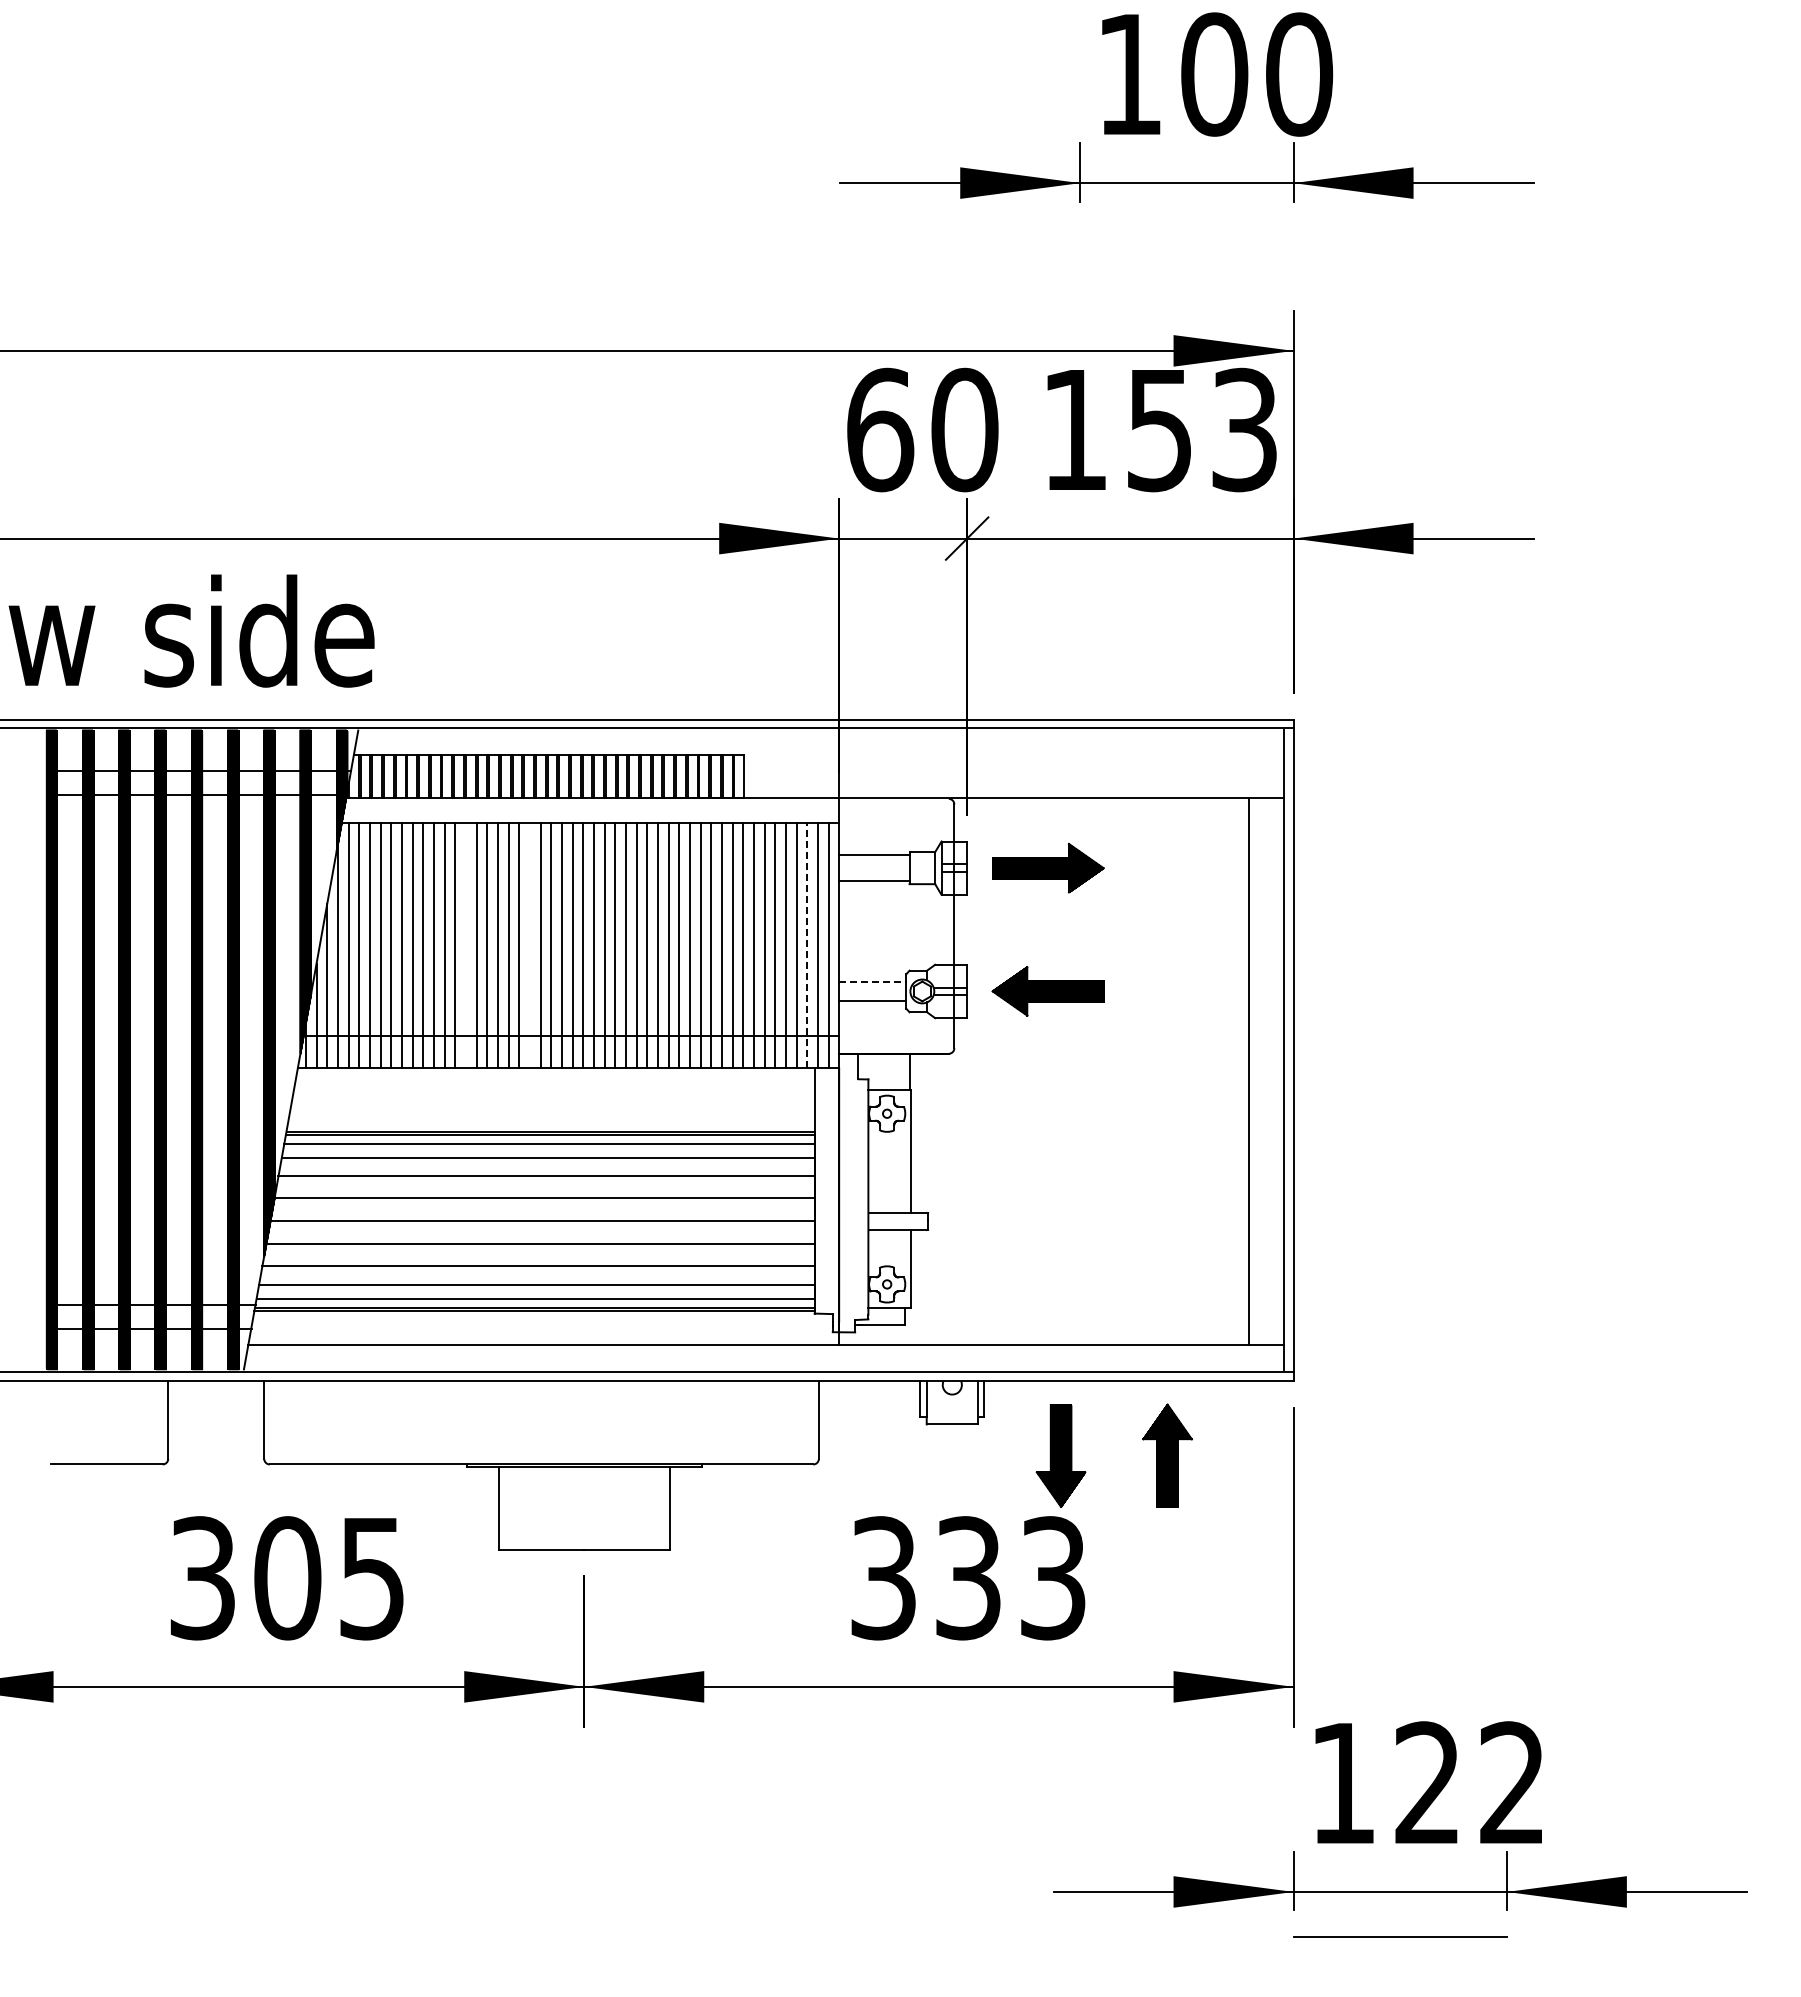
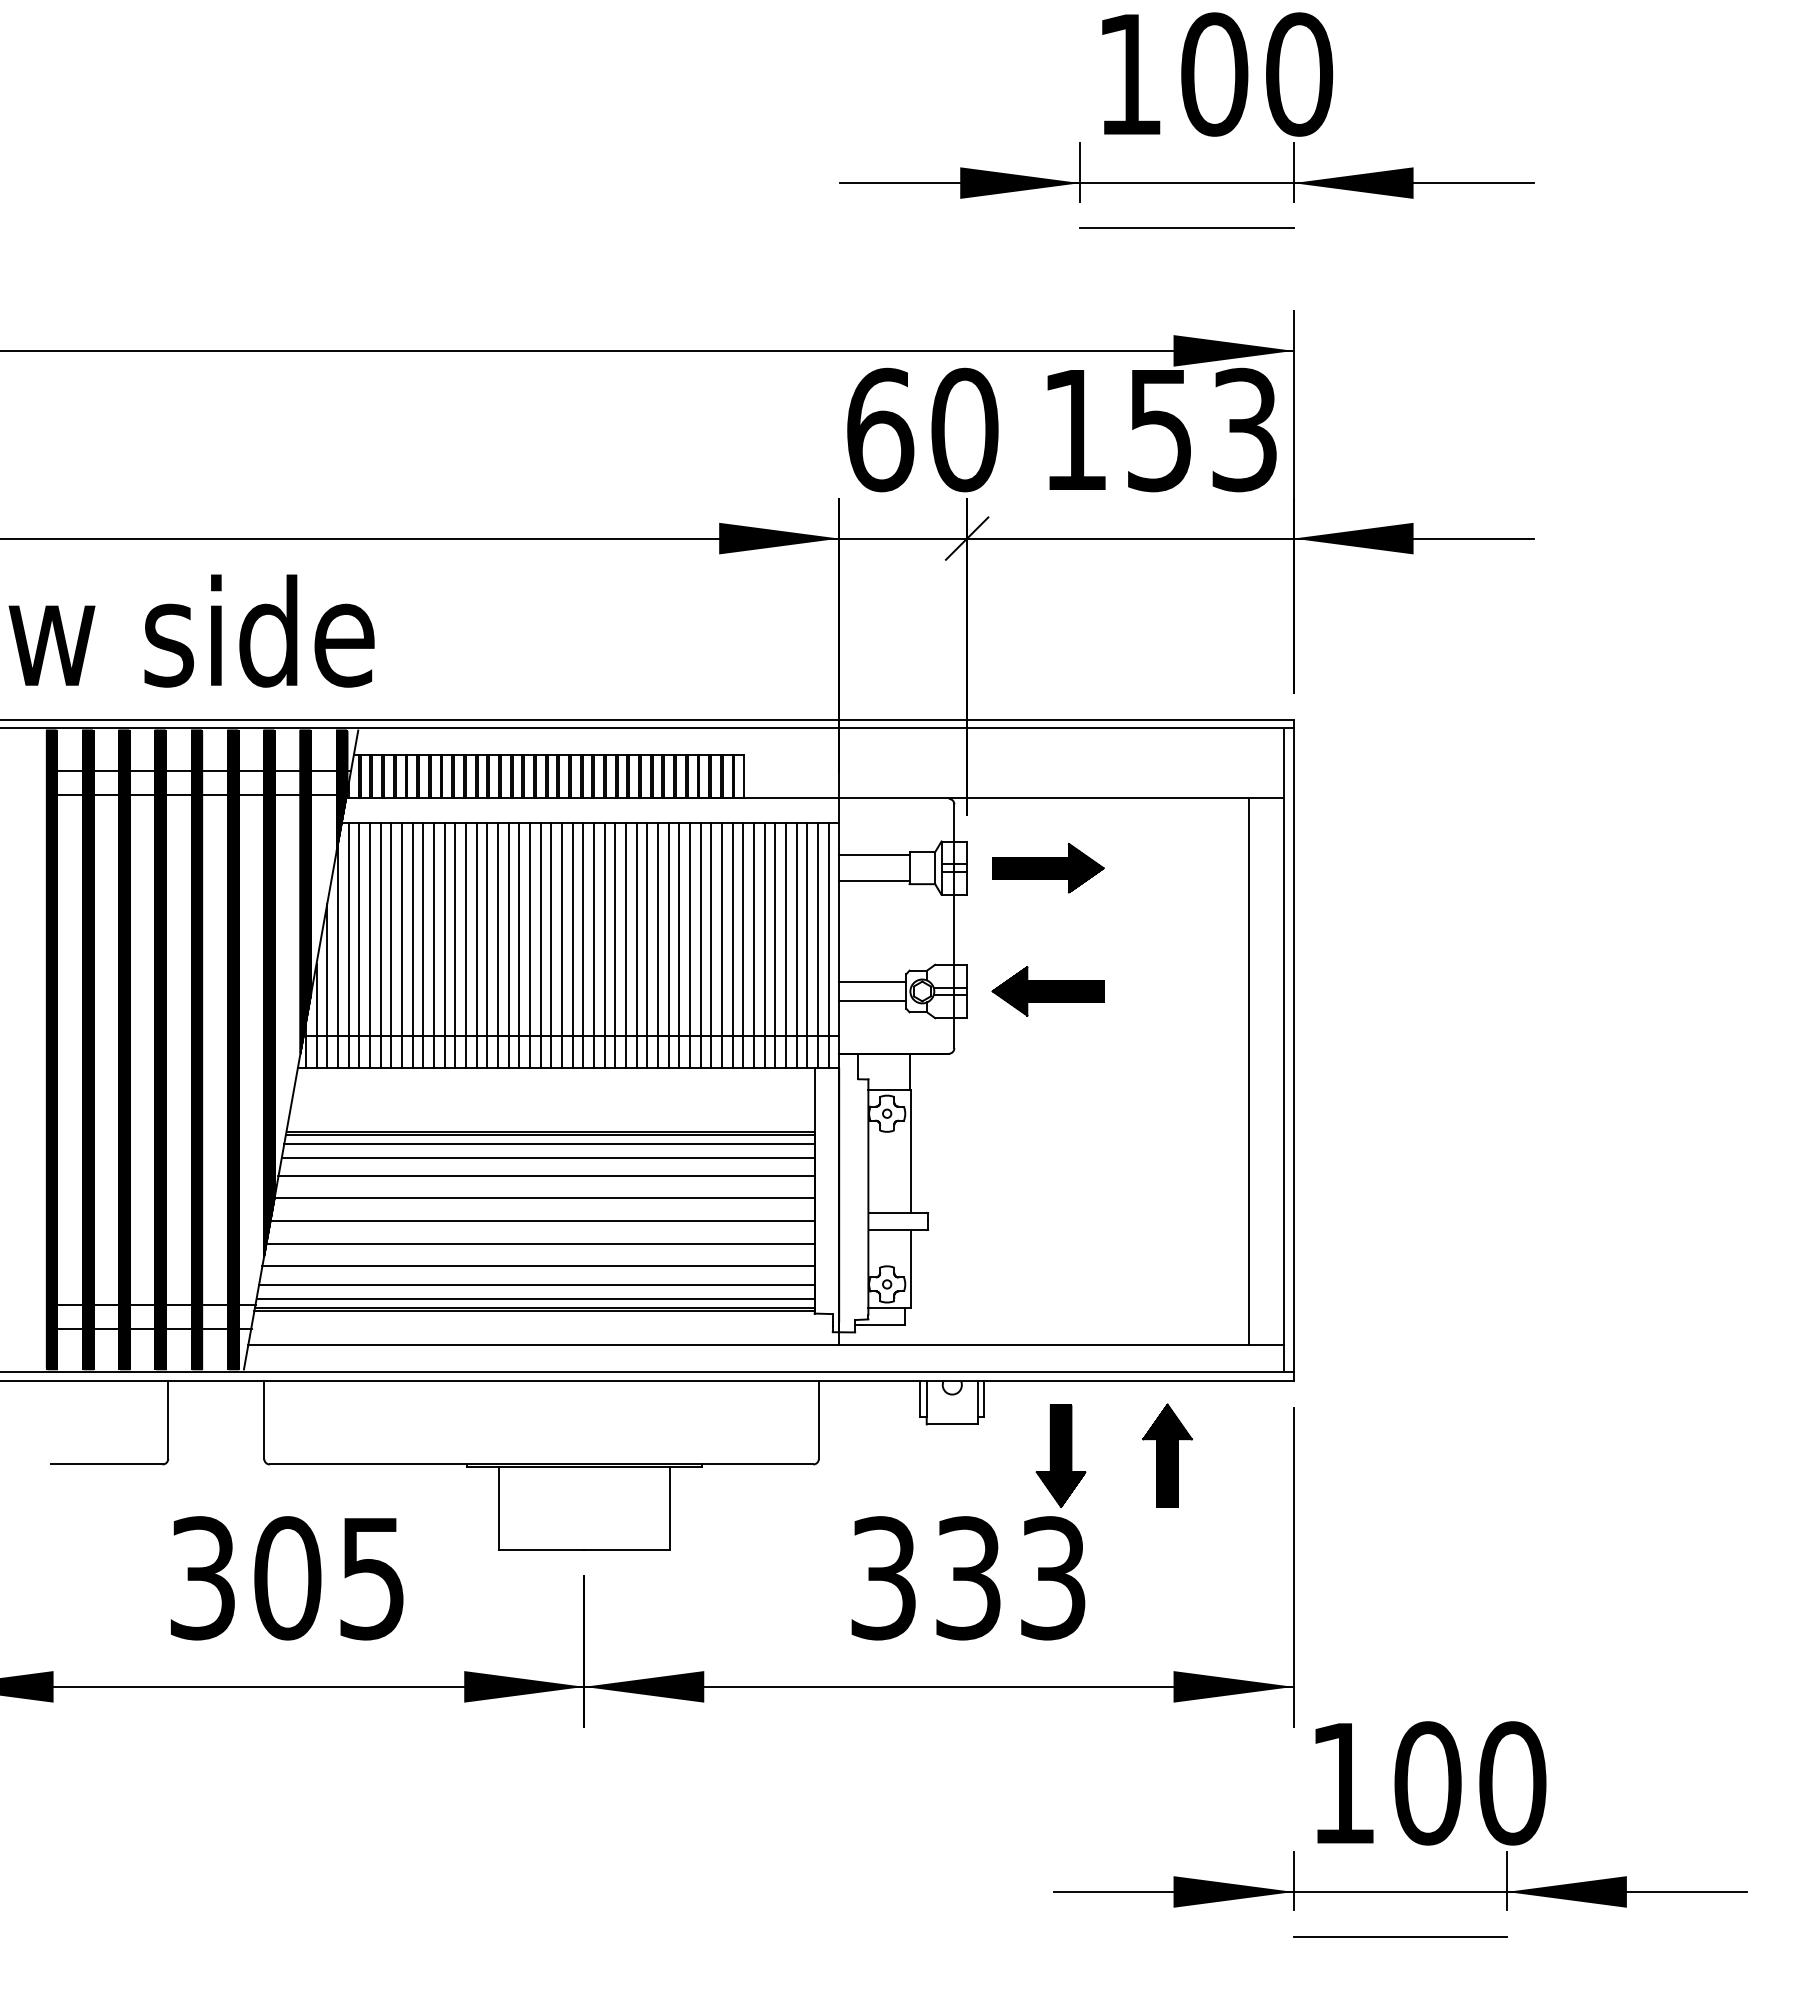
line: none -> present (1186, 227)
line: none -> present (465, 945)
line: none -> present (529, 945)
line: dashed -> solid (807, 945)
line: dashed -> solid (873, 981)
text: 122 -> 100 (1470, 1783)
